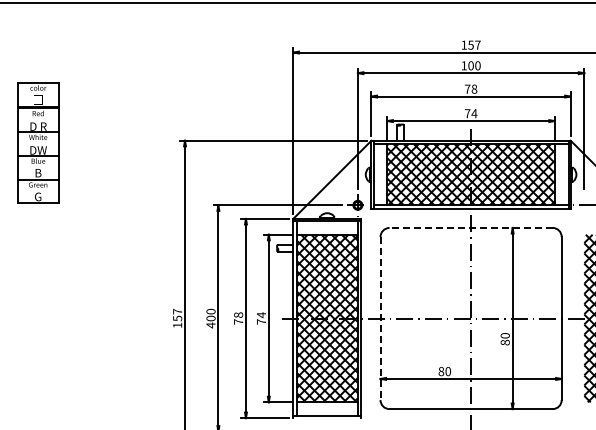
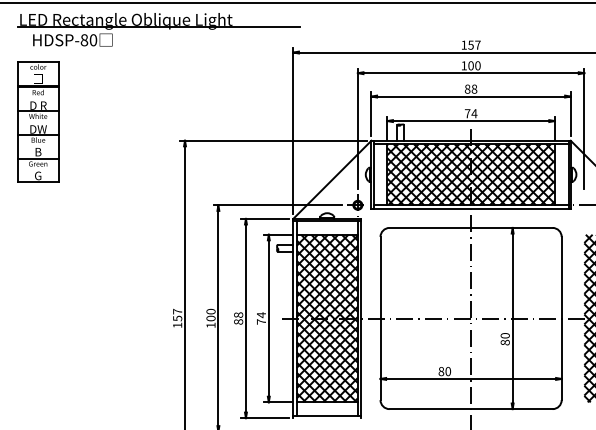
part: none -> present (158, 29)
text: 78 -> 88 (467, 88)
part position: (38, 142) -> (38, 121) (38, 121)
line: dashed -> solid (471, 227)
line: dashed -> solid (380, 318)
text: 78 -> 88 (238, 321)
text: 400 -> 100 (210, 325)
